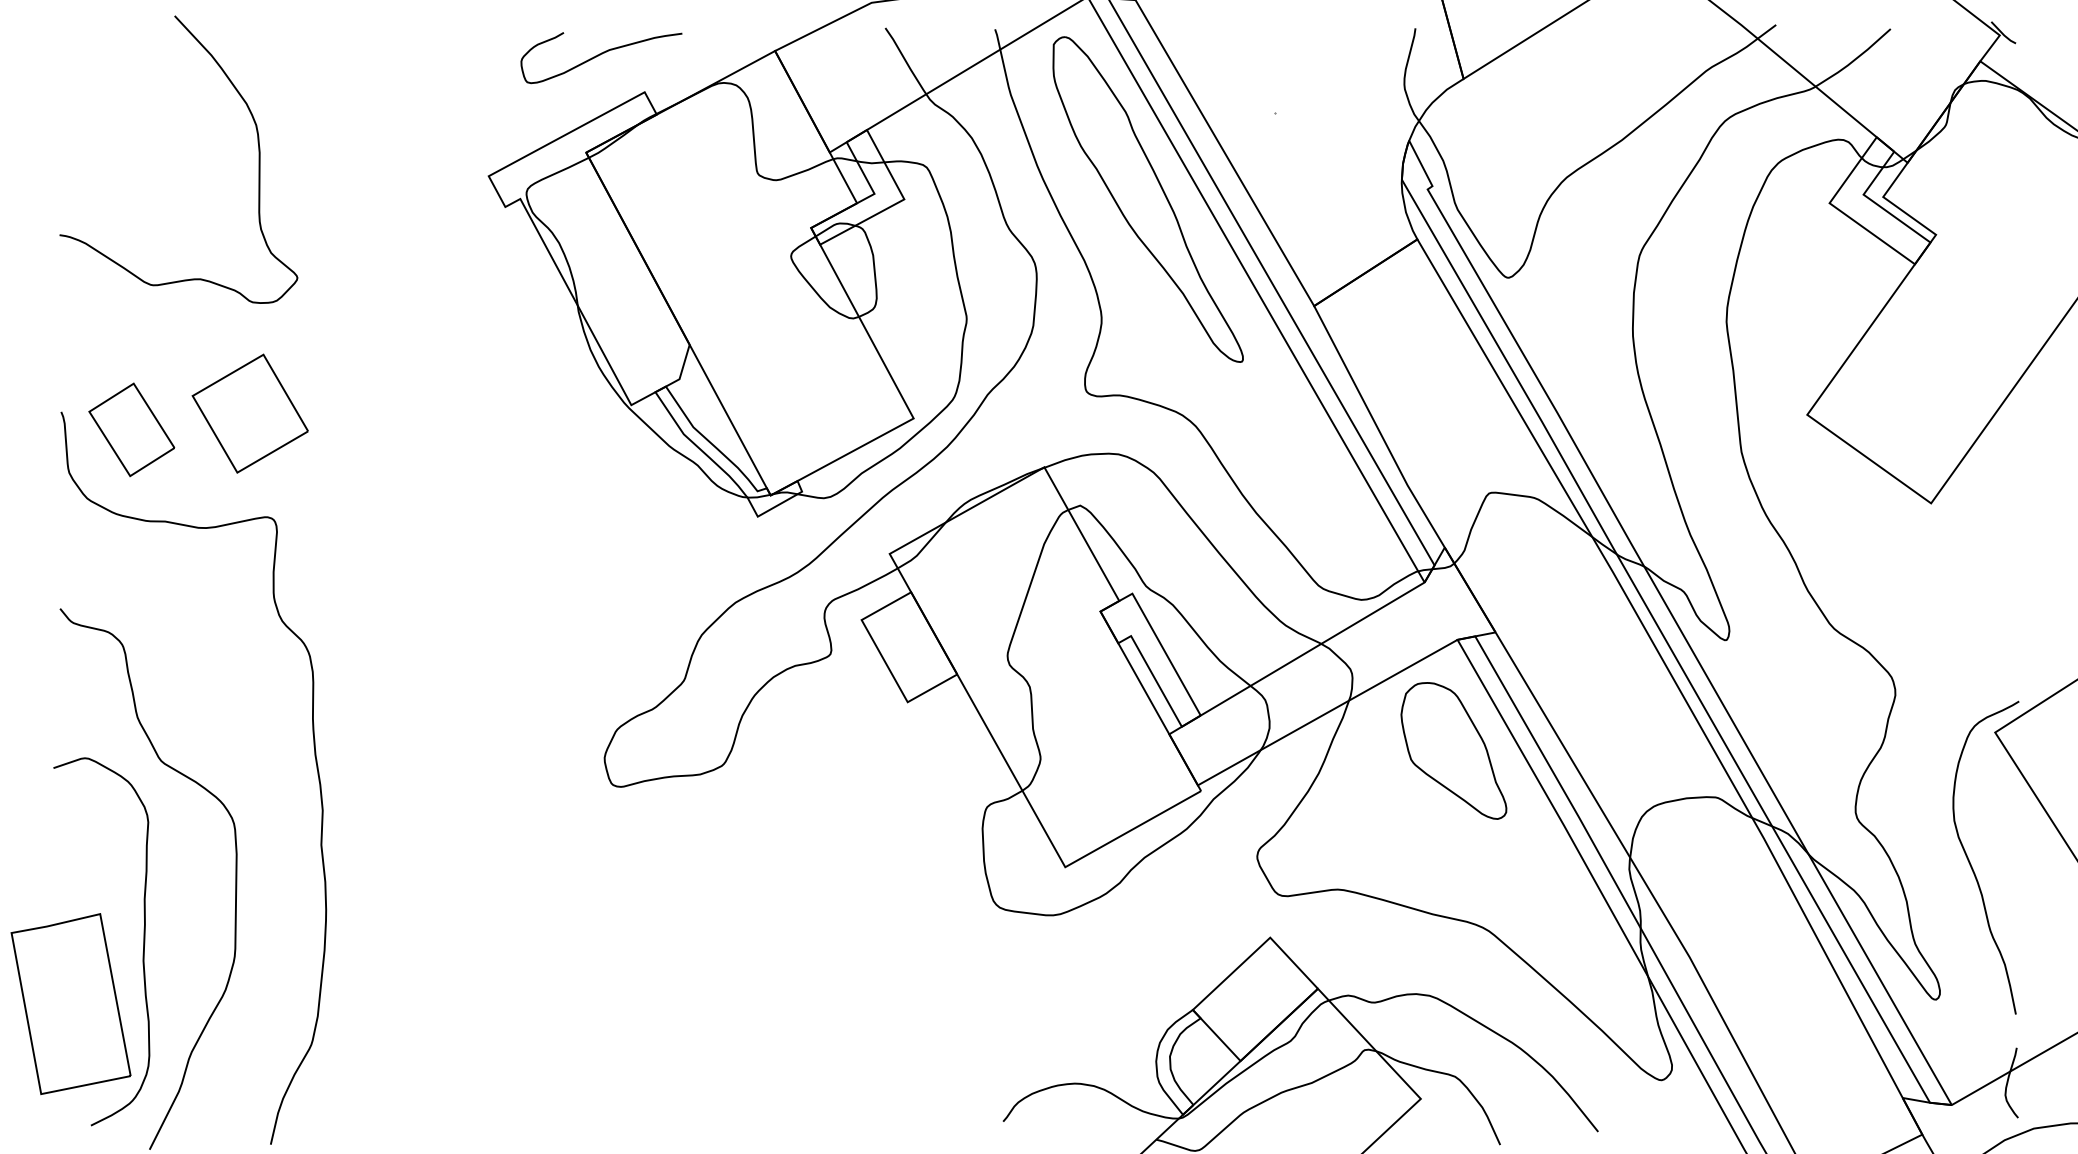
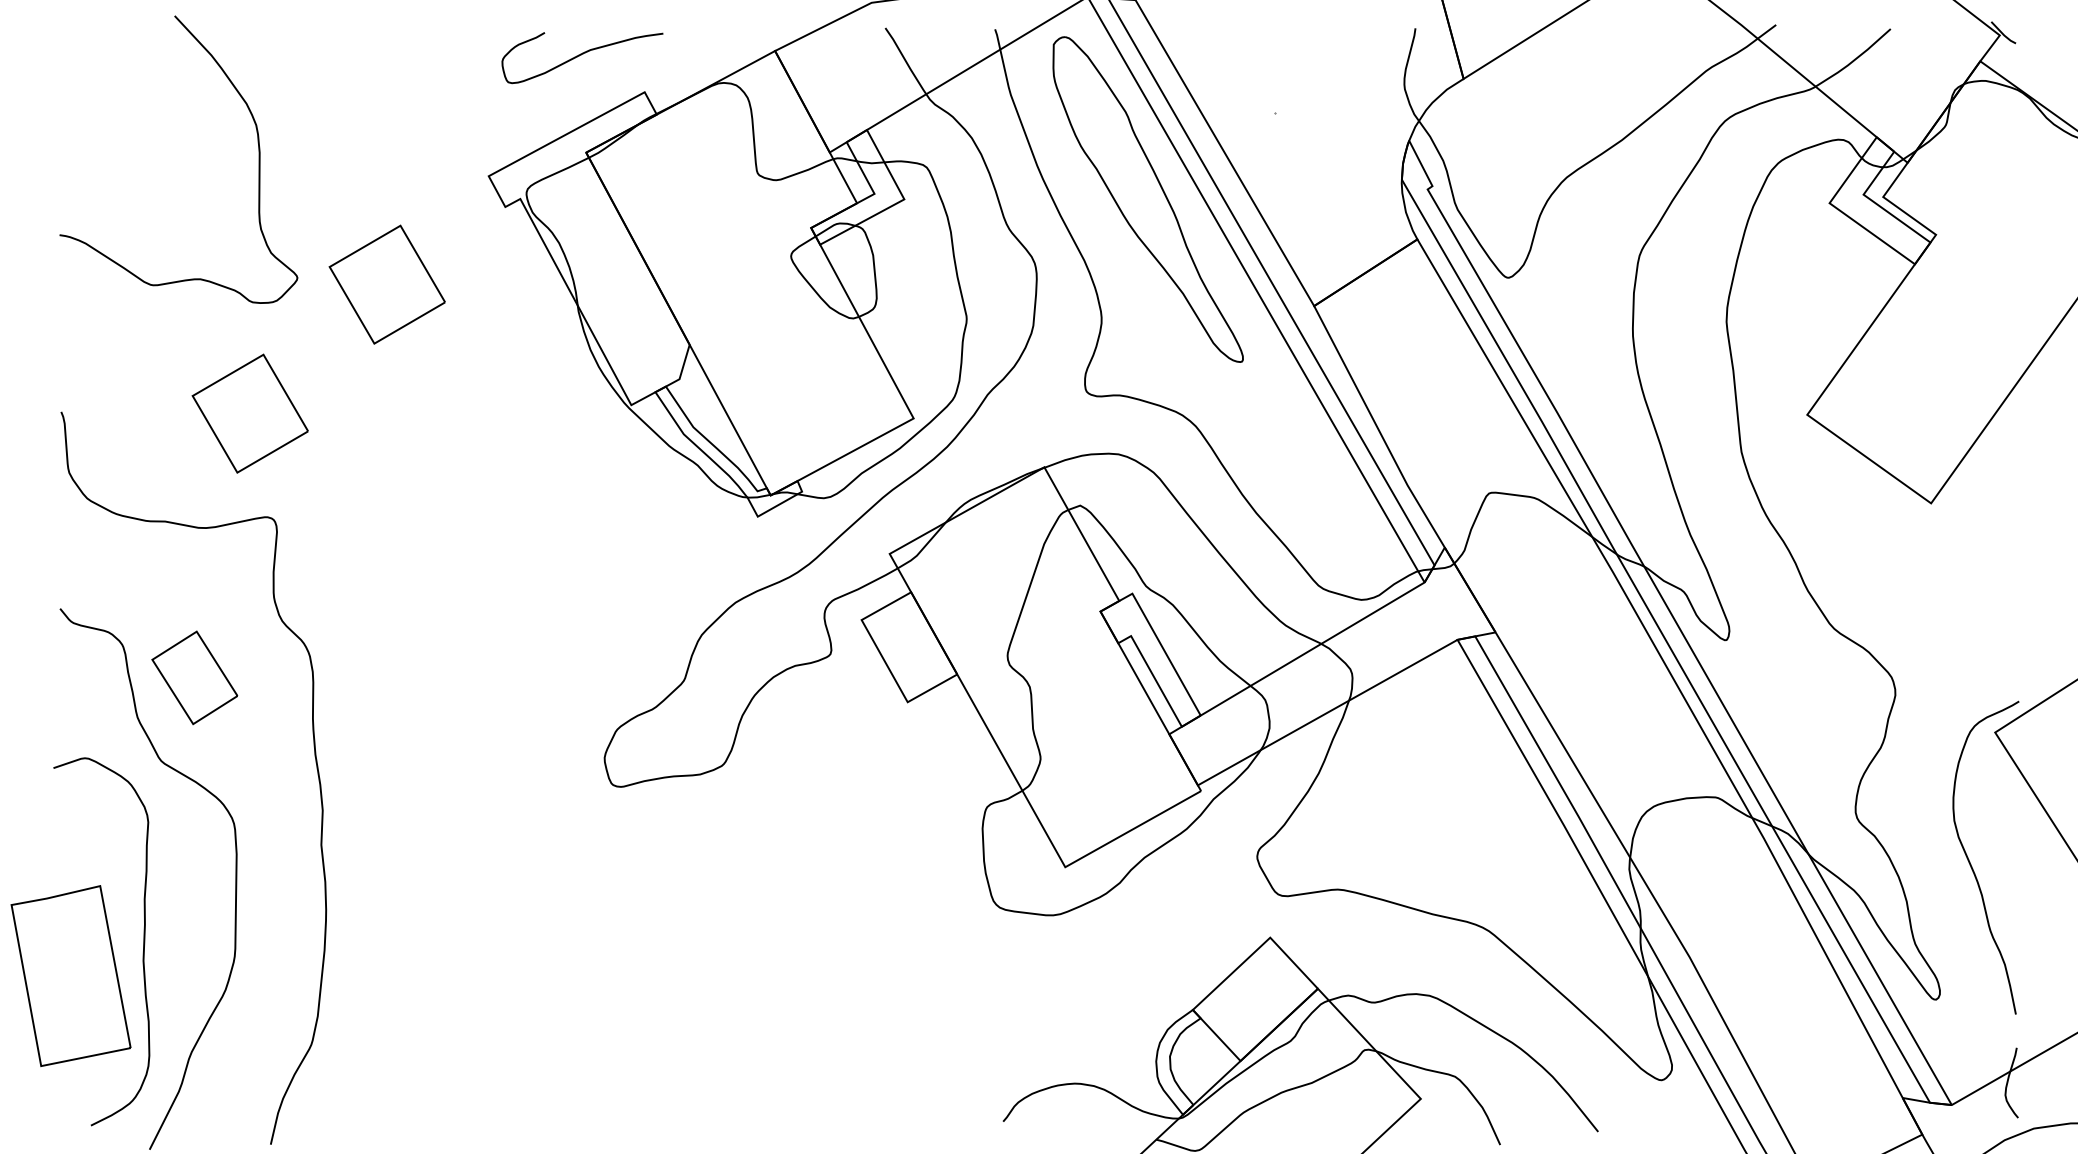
curve position: (600, 55) -> (581, 55) (581, 55)
part: none -> present (386, 284)
part position: (131, 429) -> (194, 677) (194, 677)
part: present -> none (1453, 750)
part position: (70, 1004) -> (70, 976) (70, 976)
